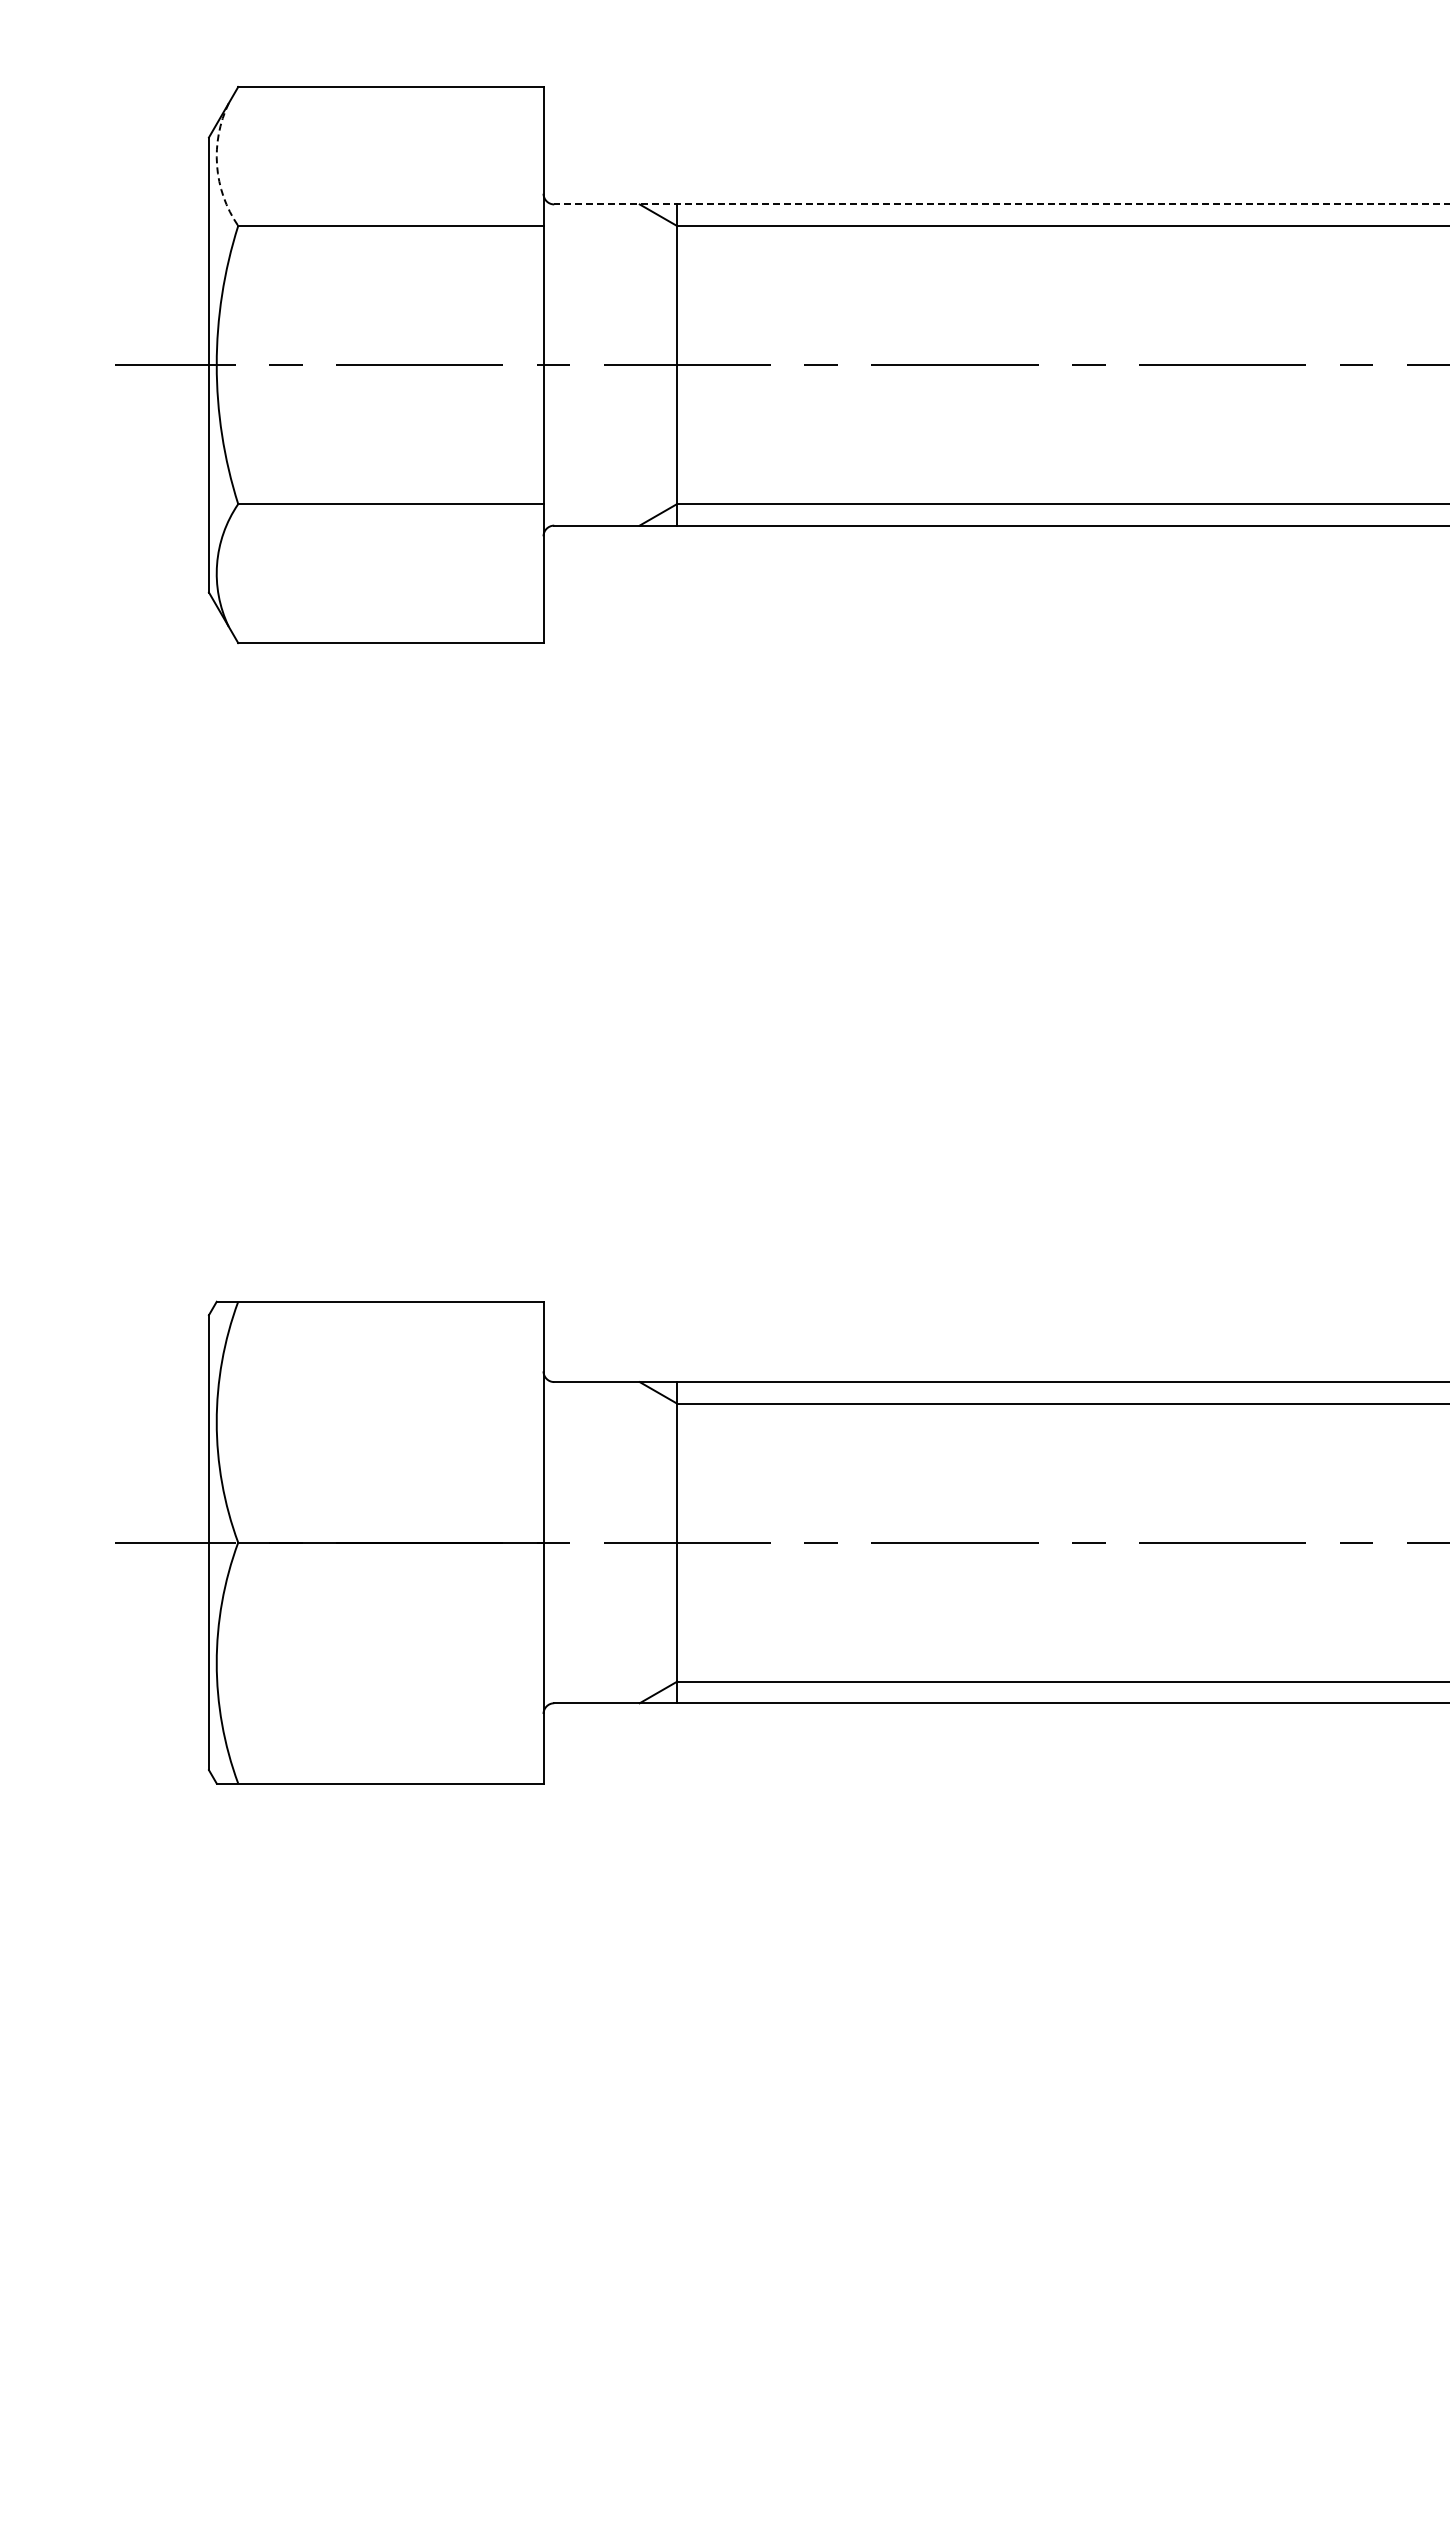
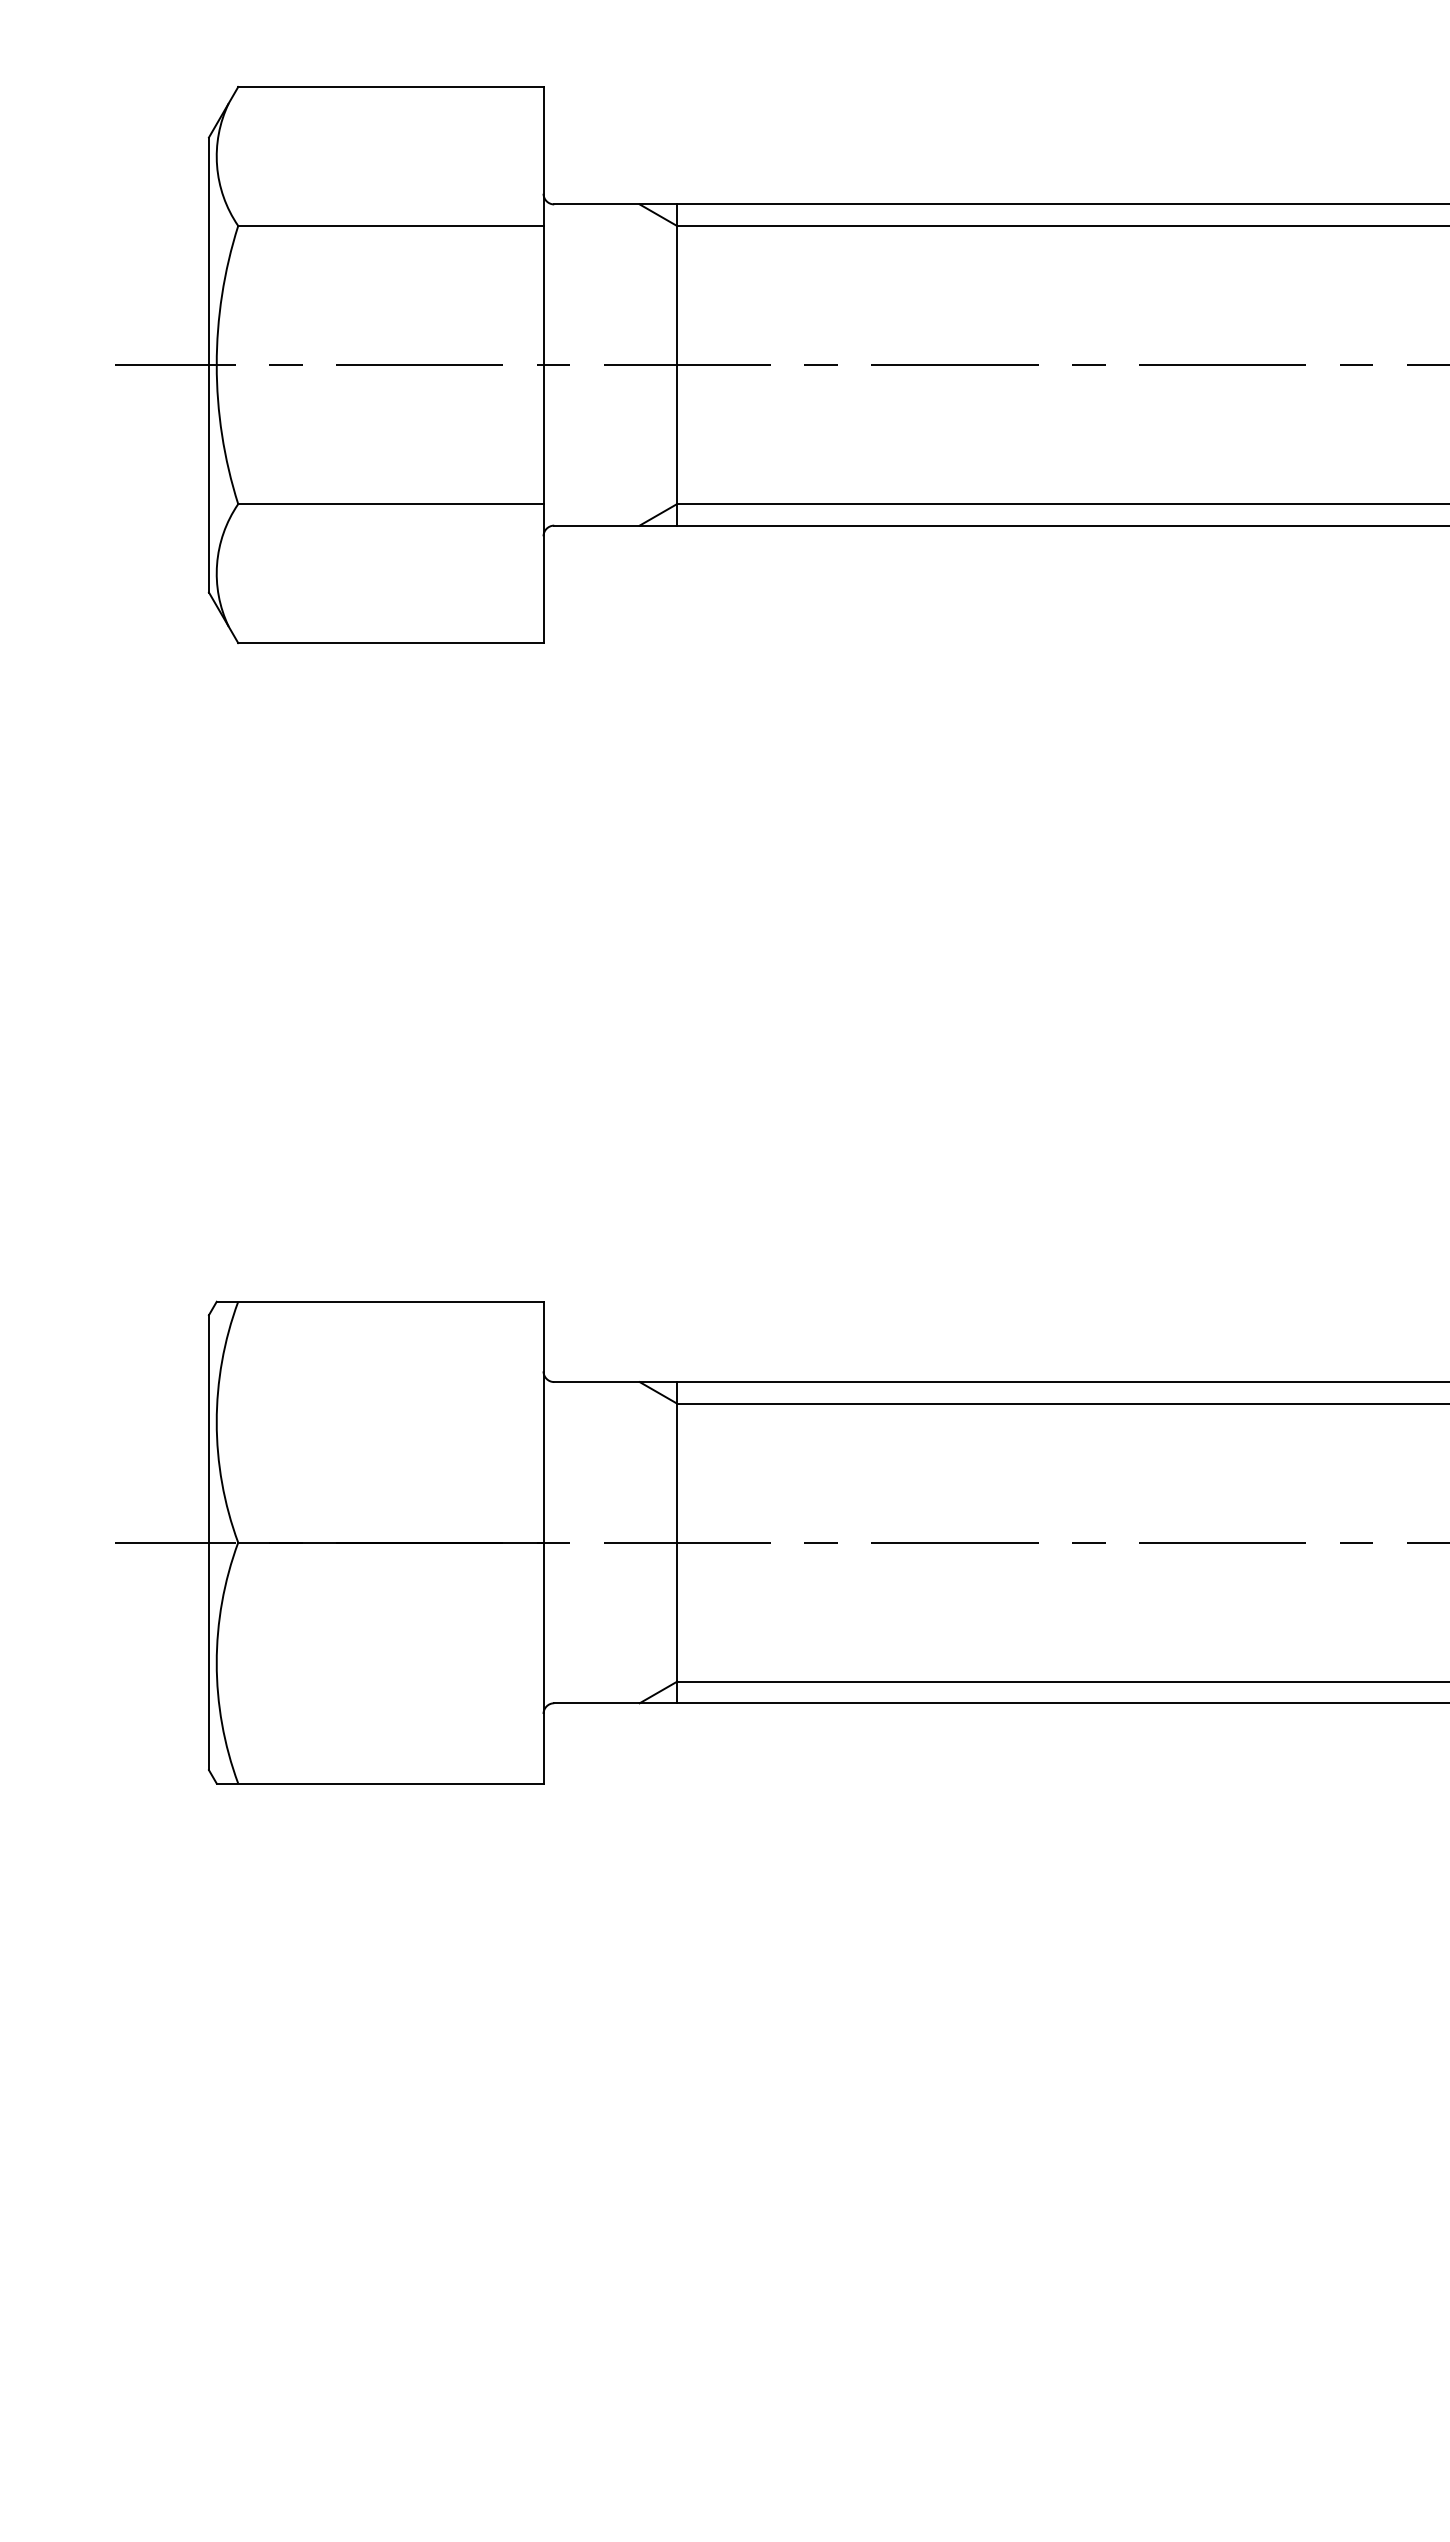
arc: dashed -> solid (217, 165)
line: dashed -> solid (1002, 204)
